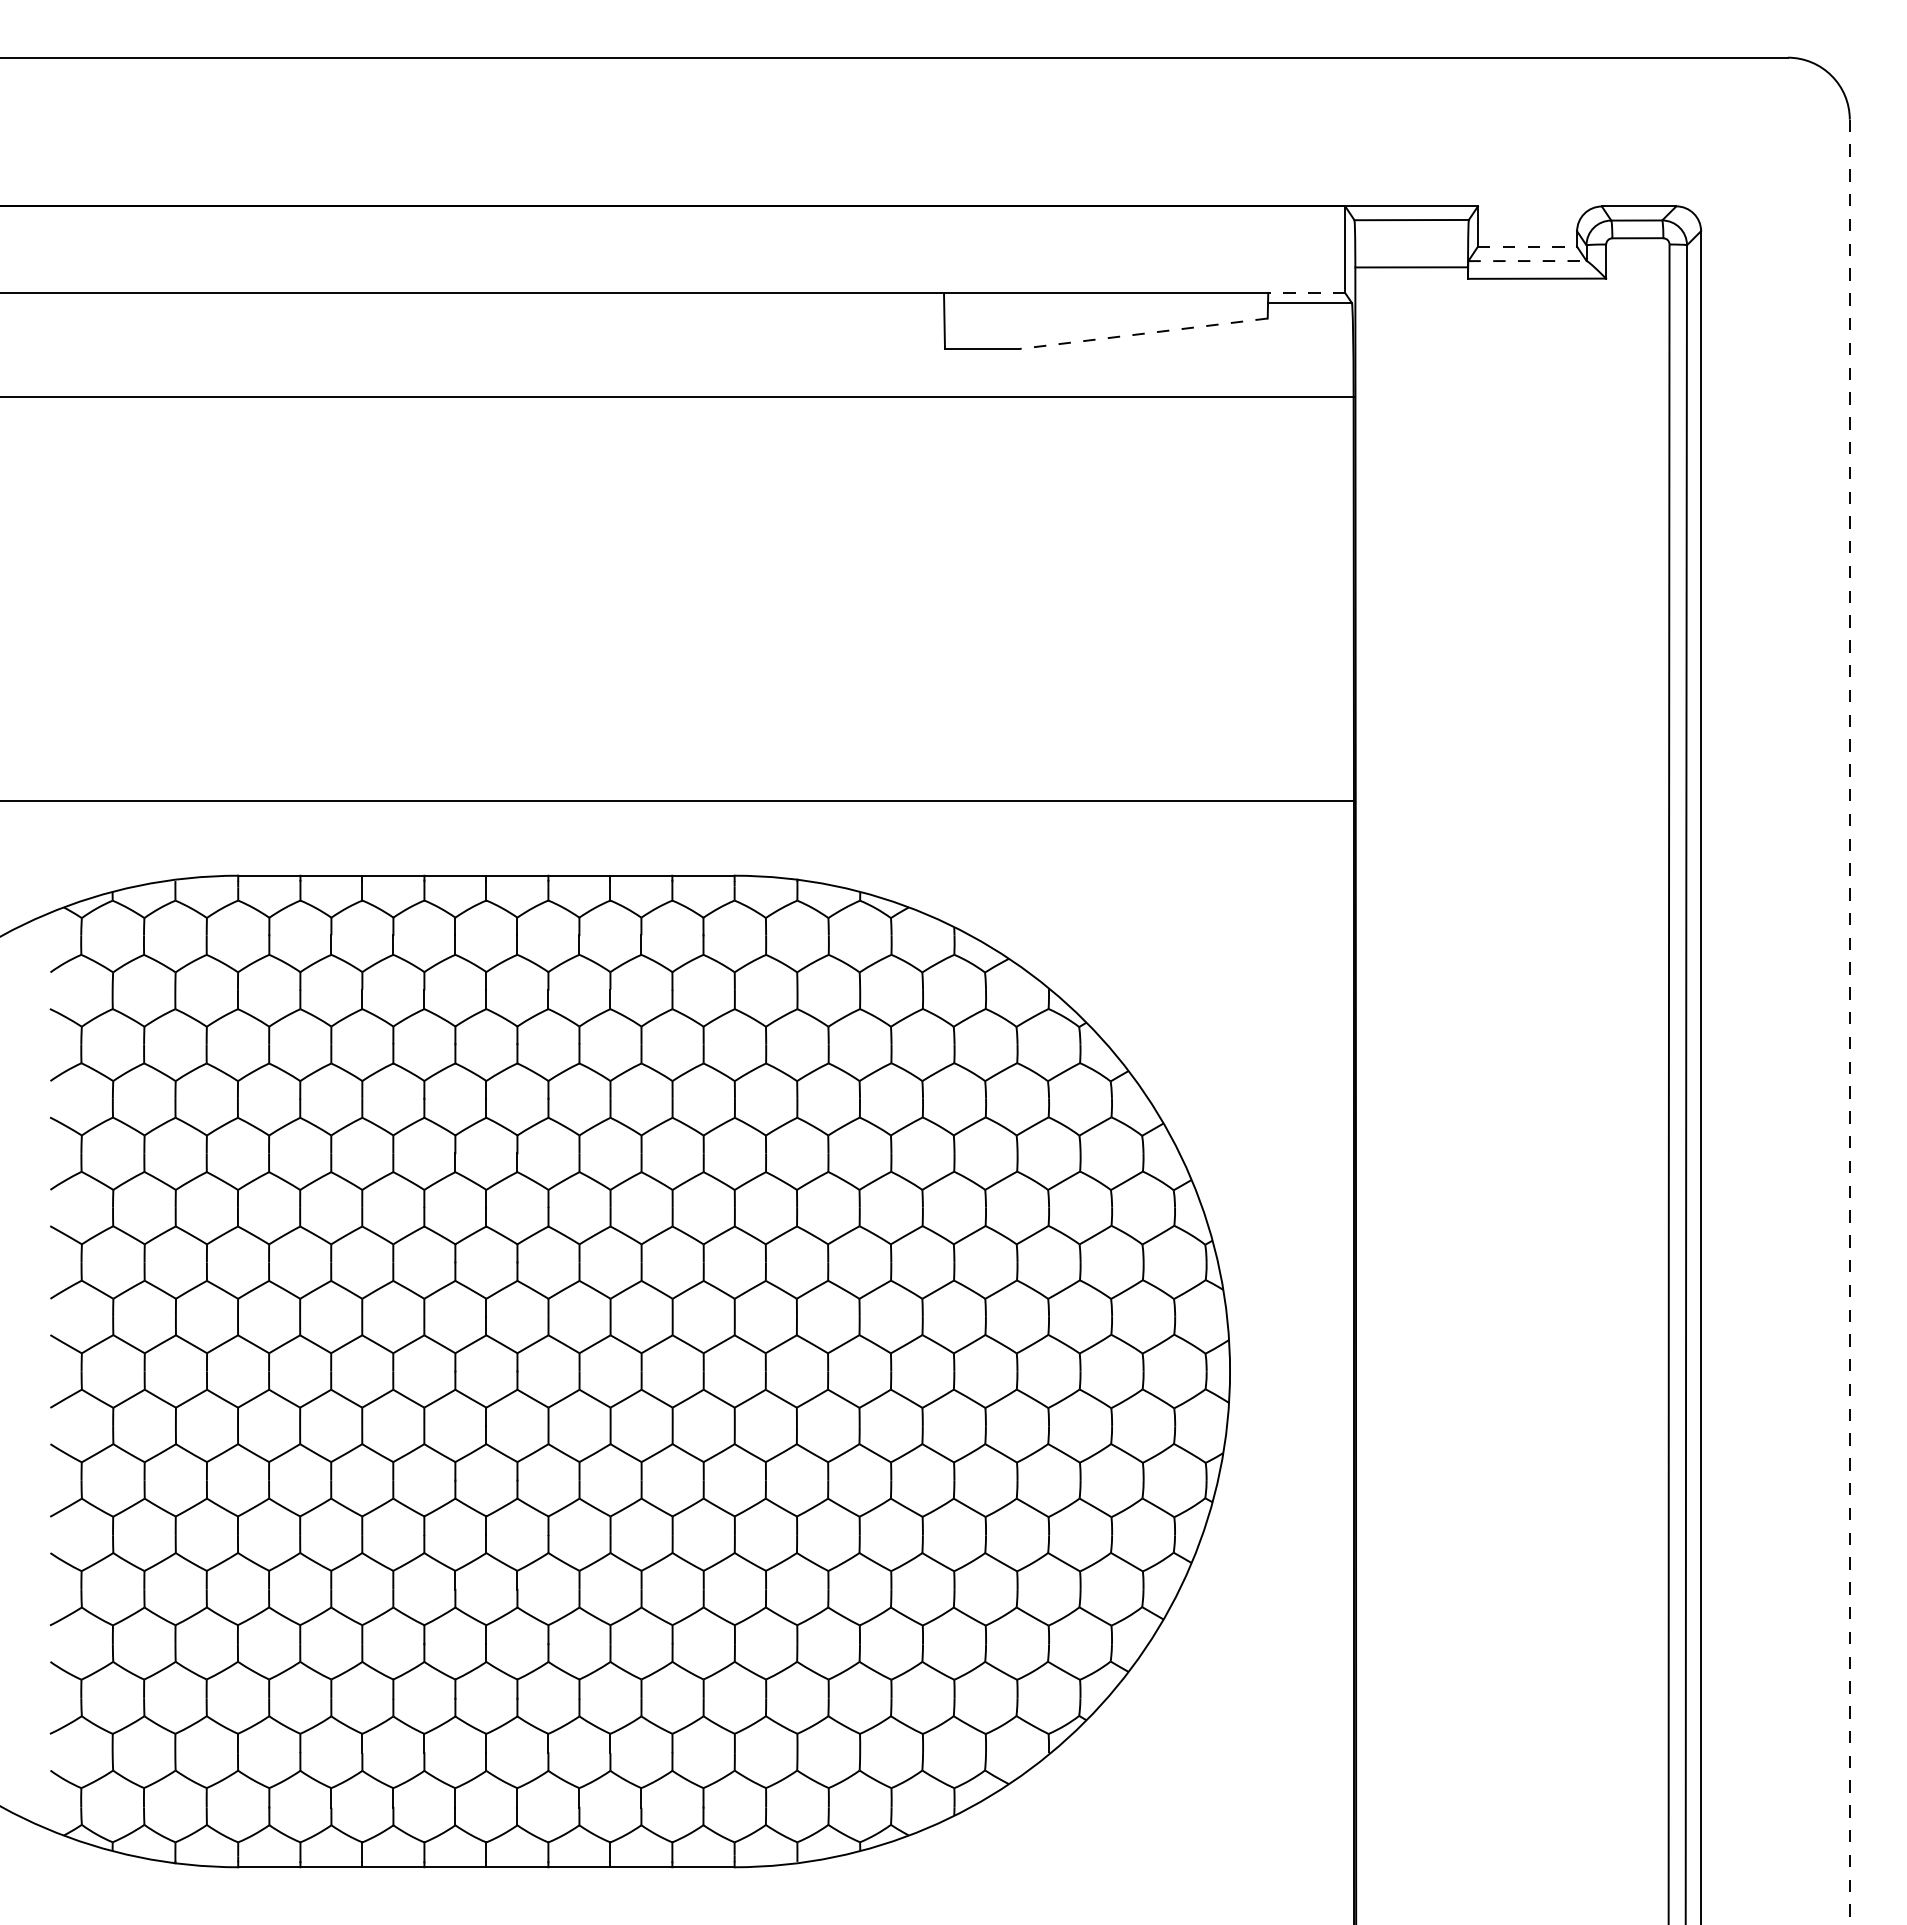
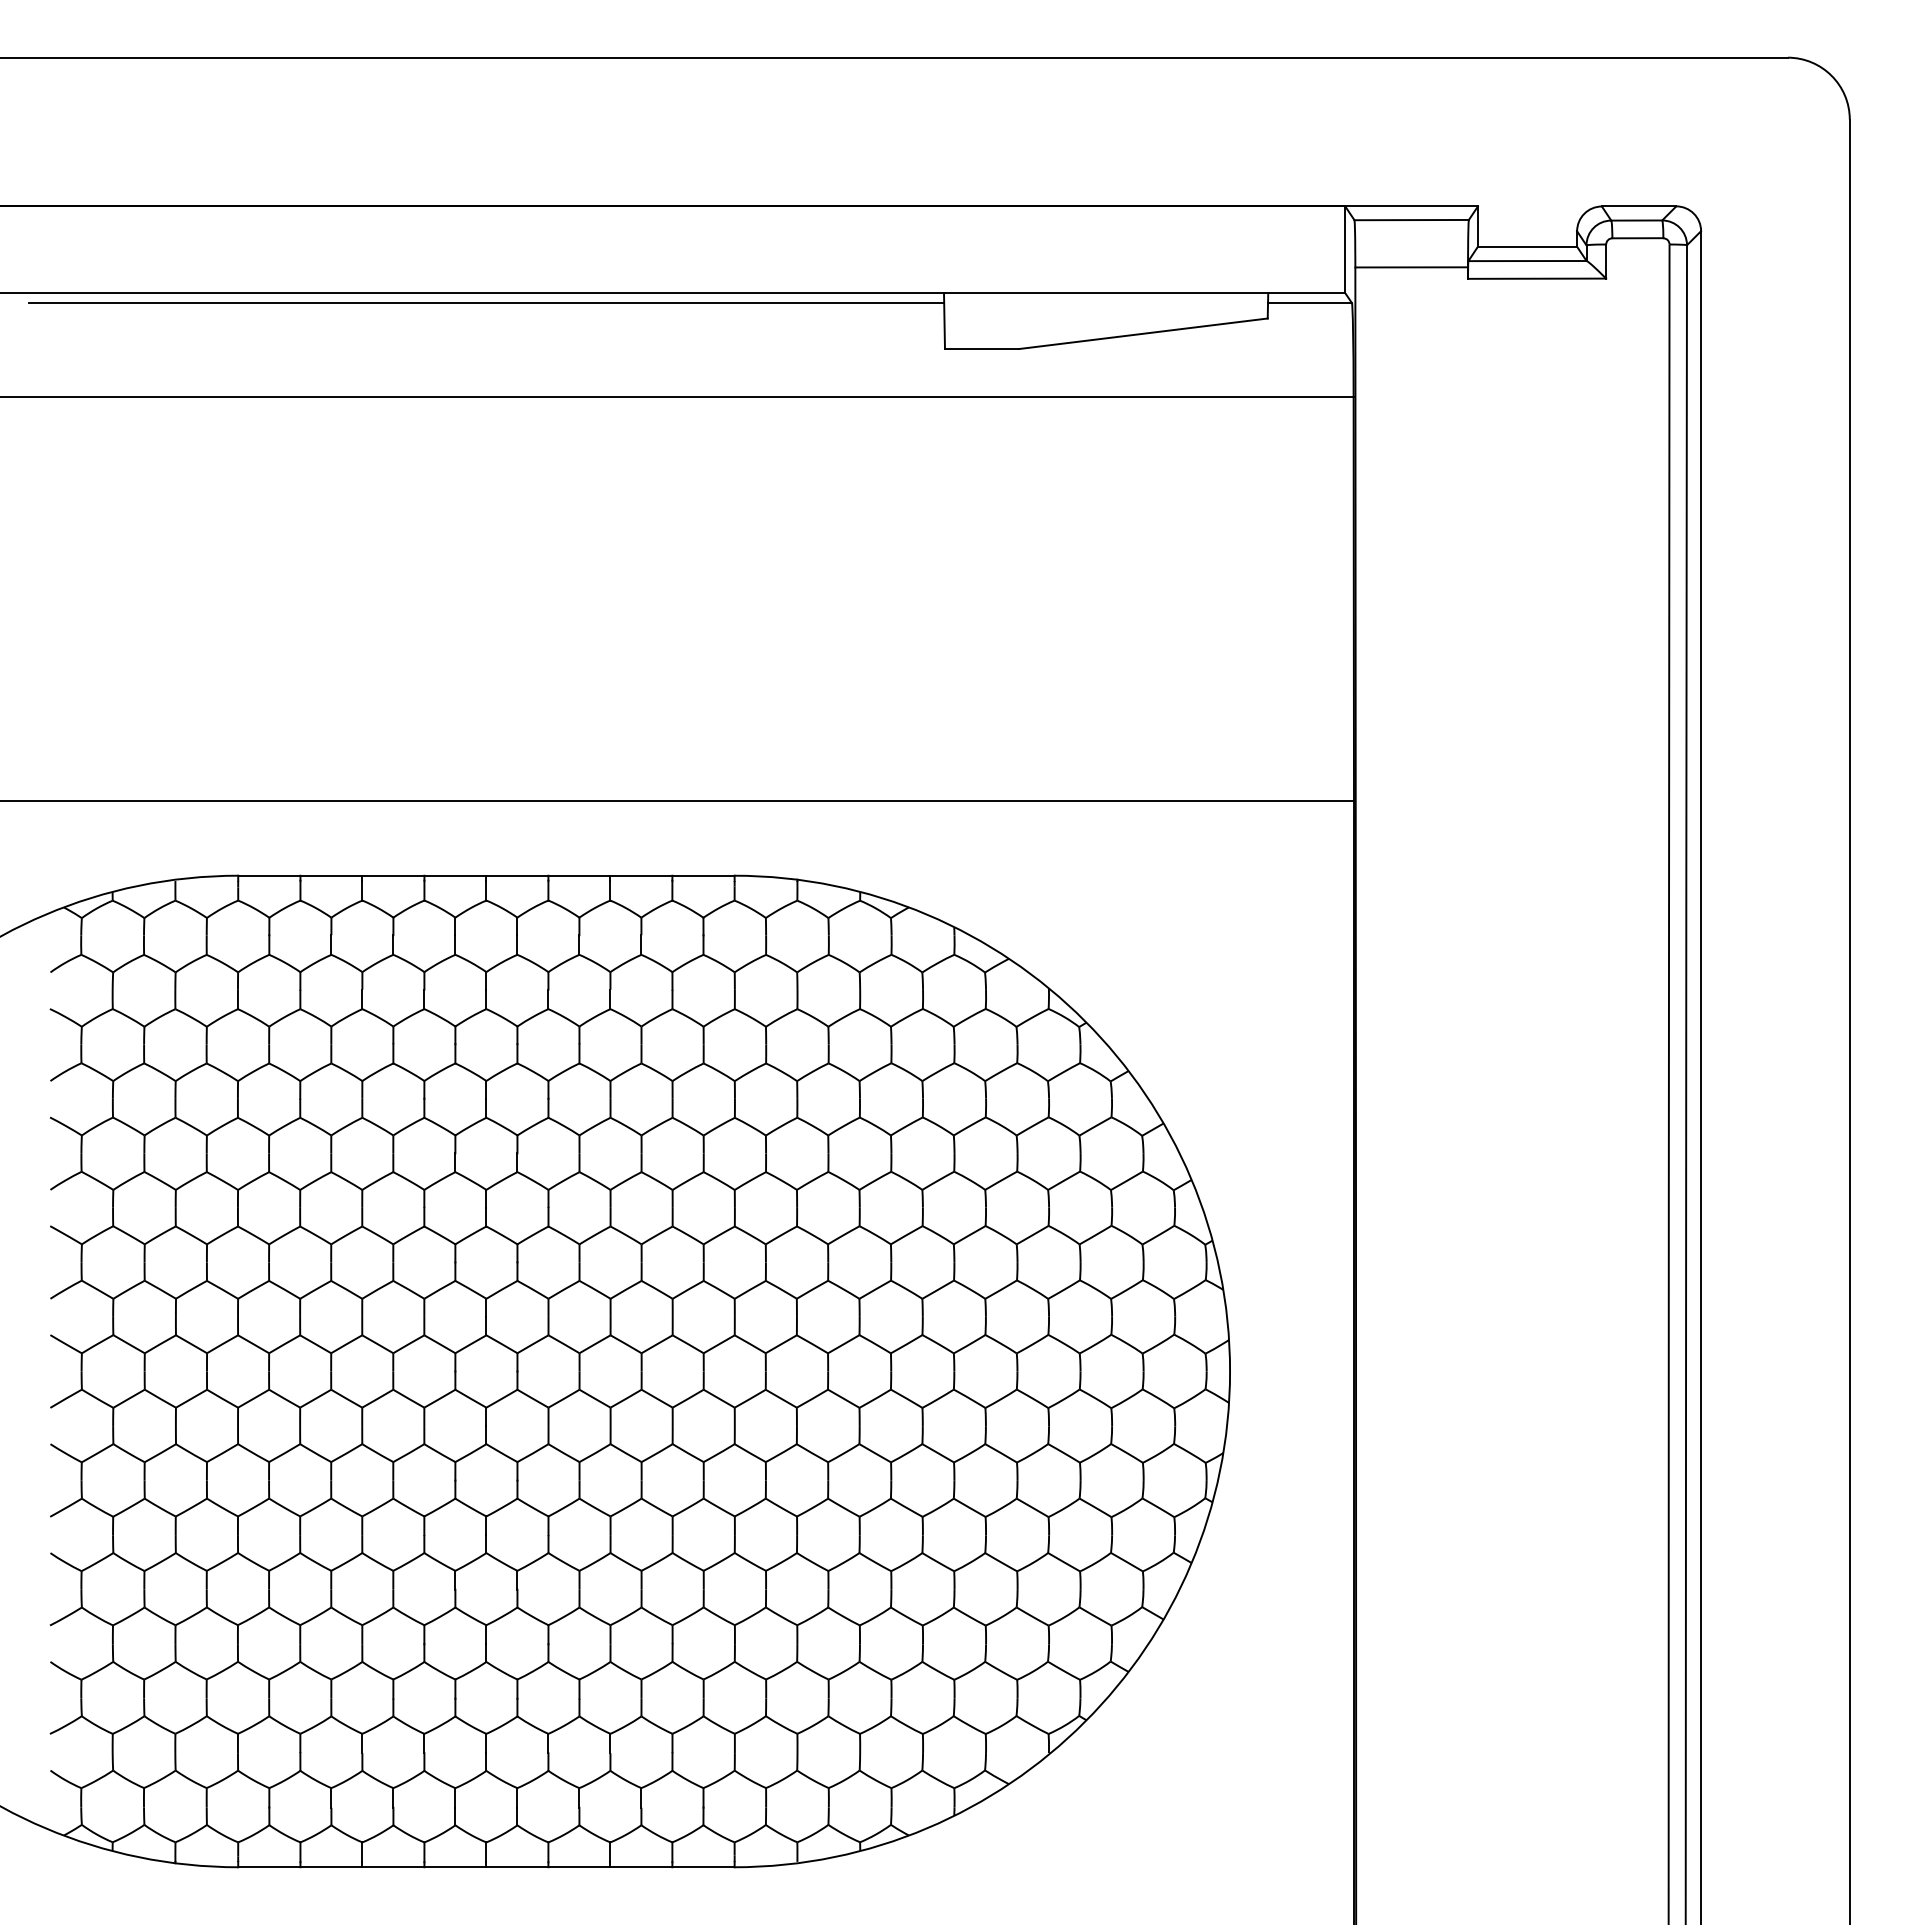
line: dashed -> solid (1527, 246)
line: dashed -> solid (1528, 261)
line: dashed -> solid (1306, 293)
line: none -> present (486, 303)
line: dashed -> solid (1143, 333)
line: dashed -> solid (1849, 1022)
